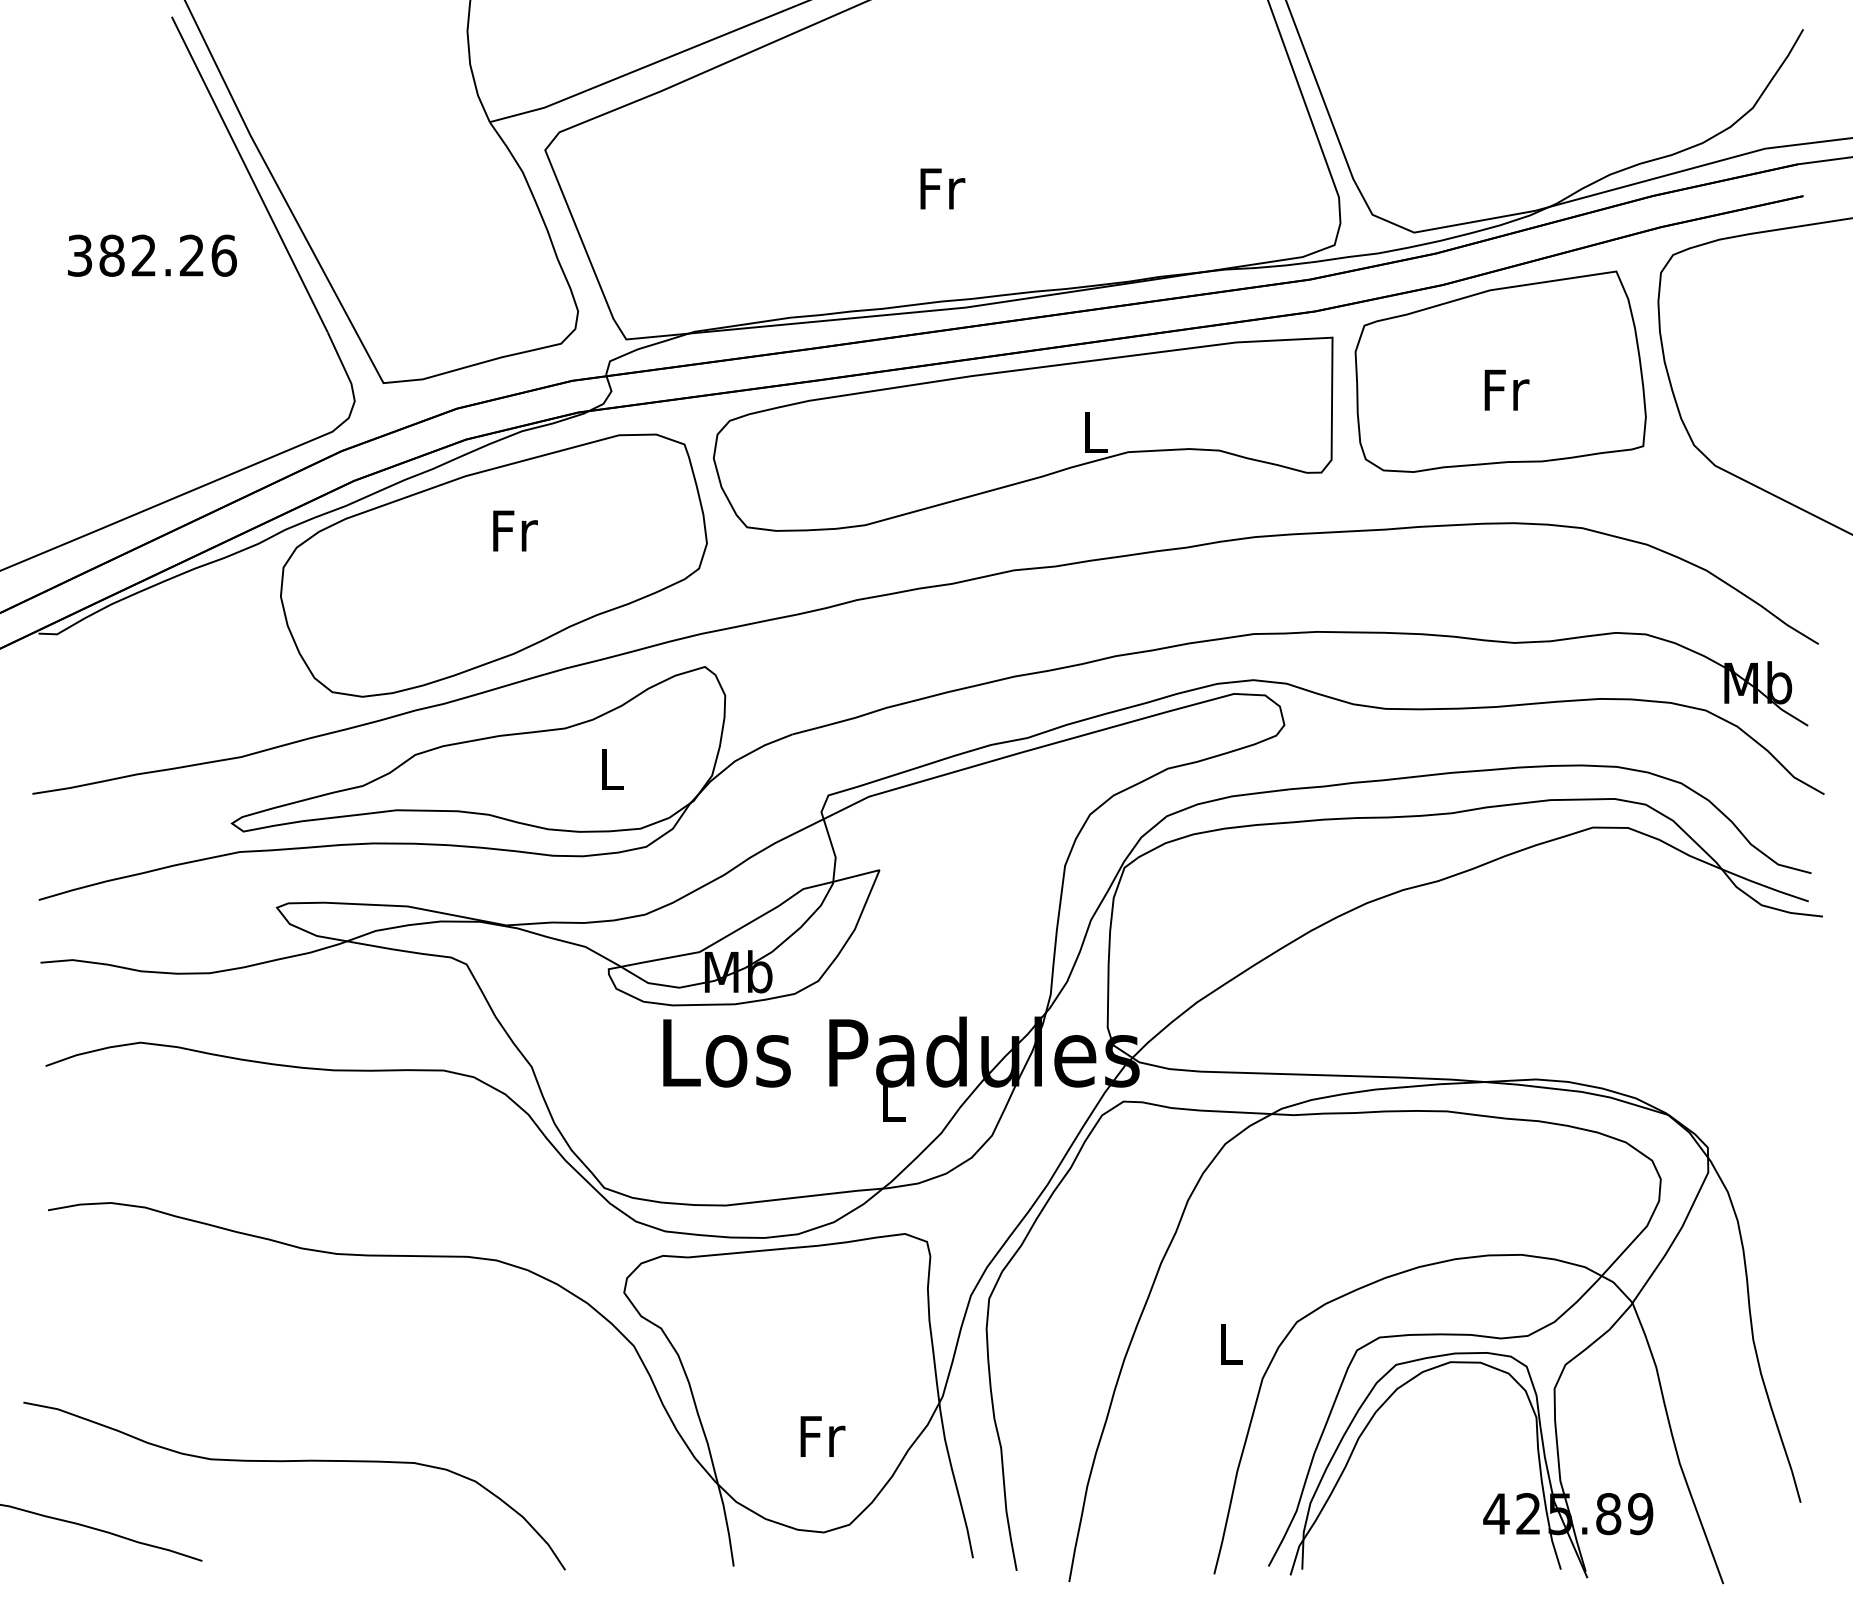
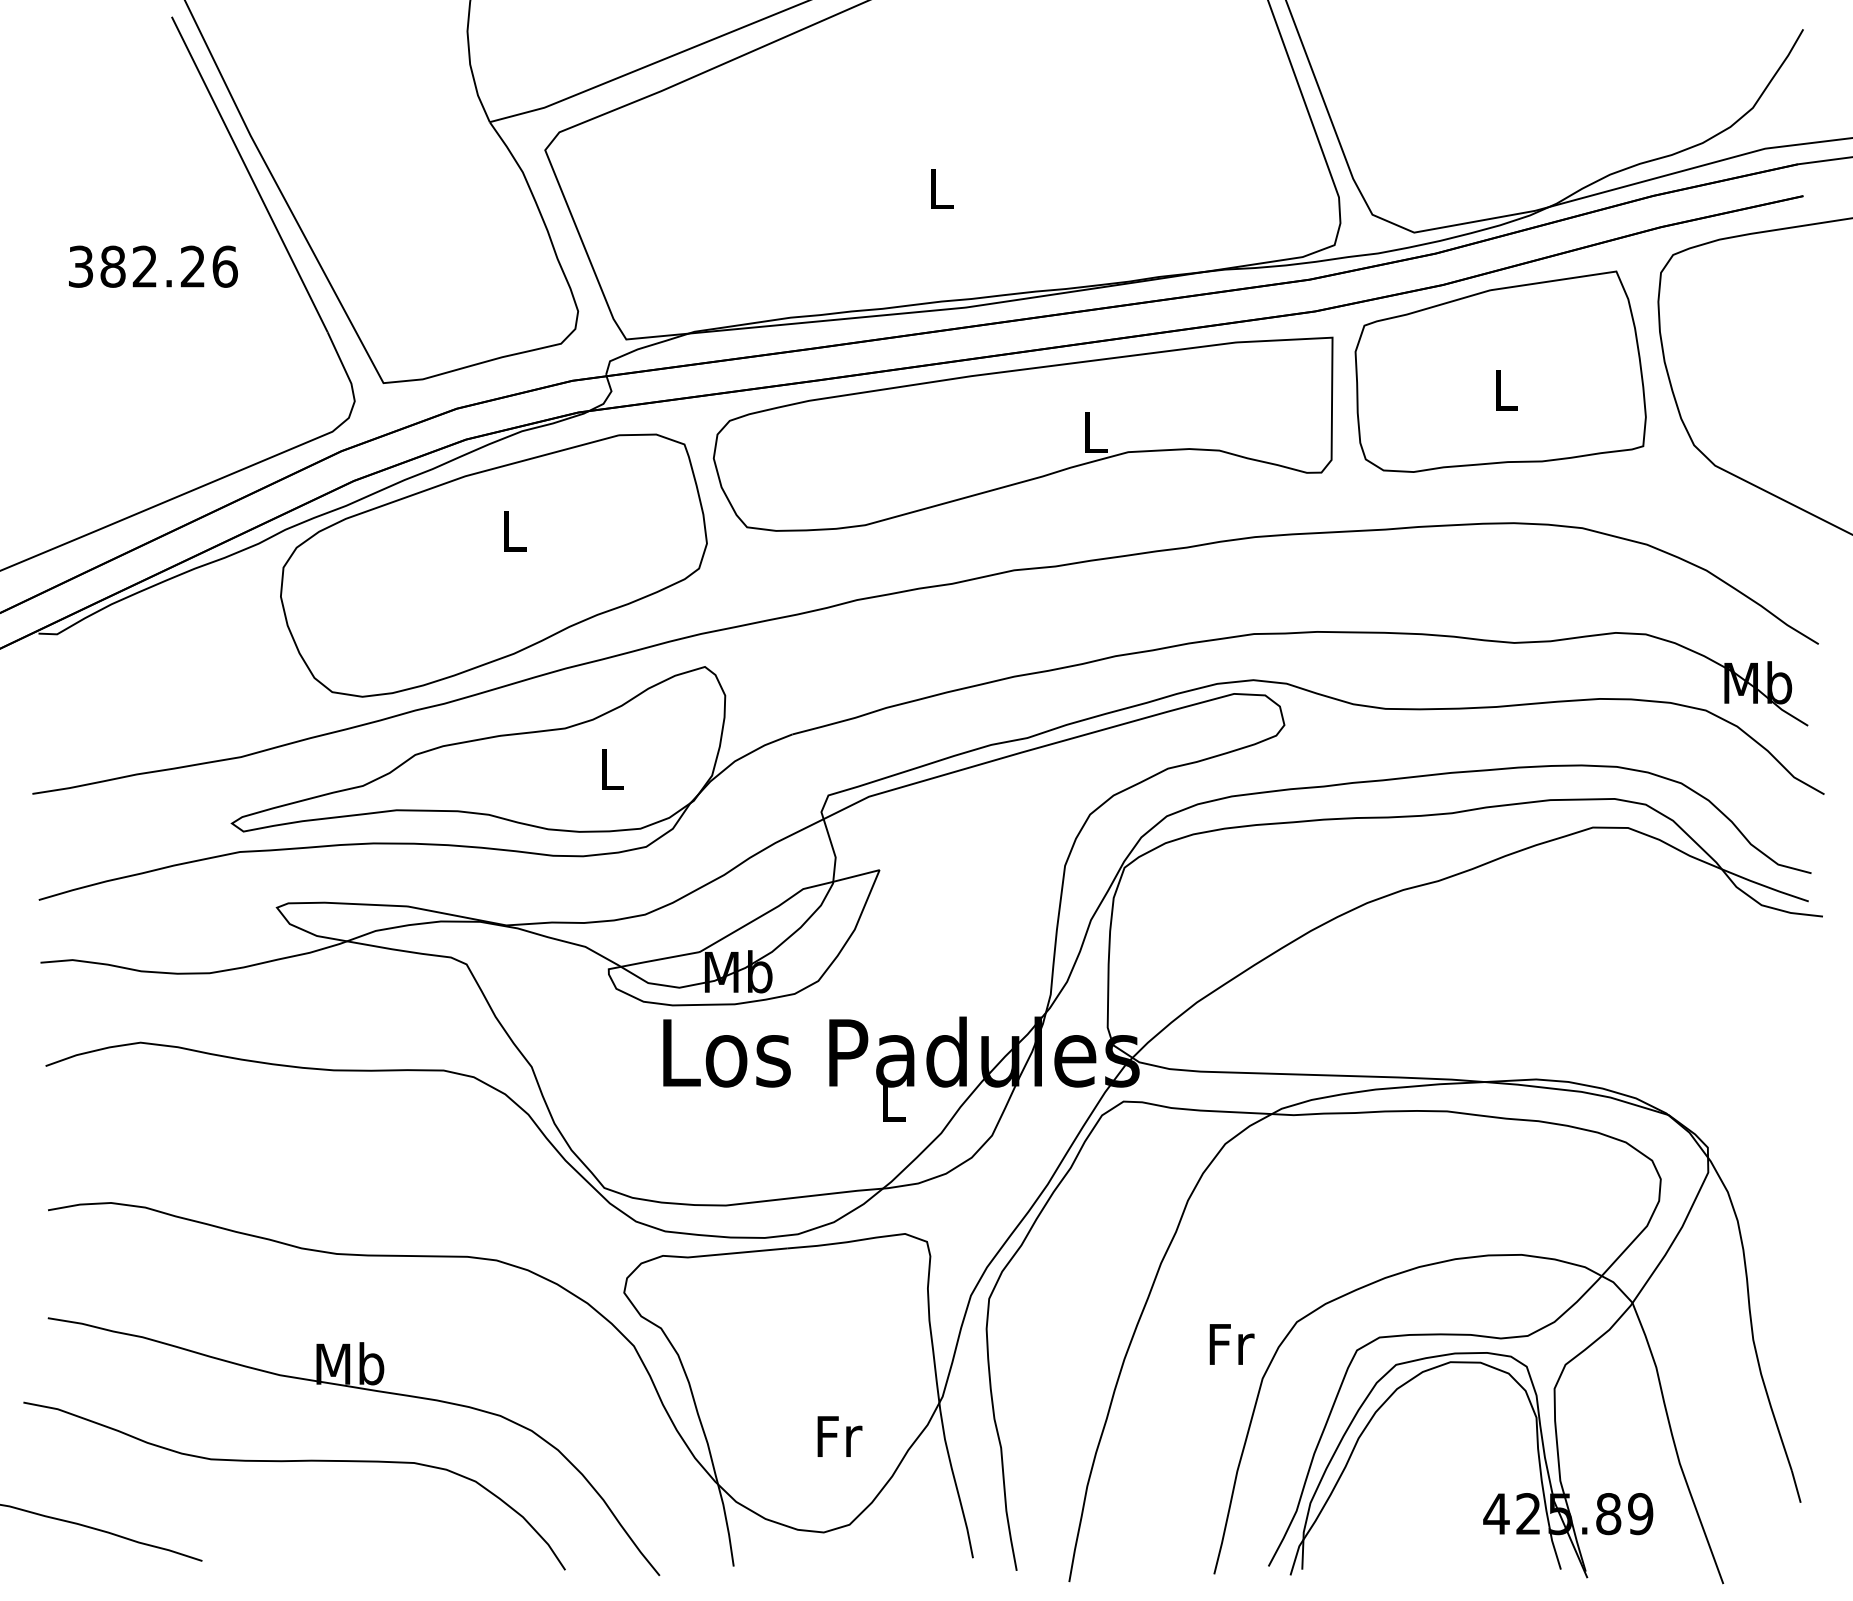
text: Fr -> L (942, 188)
text position: (152, 255) -> (153, 266) (153, 266)
text: Fr -> L (1506, 389)
text: Fr -> L (515, 530)
text: L -> Fr (1231, 1344)
part: none -> present (360, 1389)
text position: (822, 1436) -> (839, 1436) (839, 1436)
